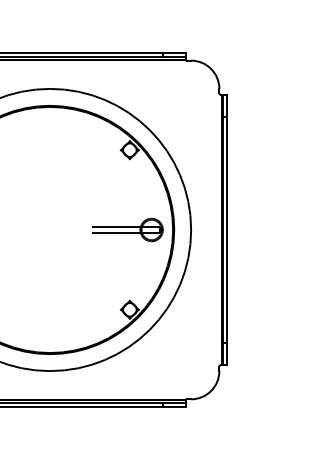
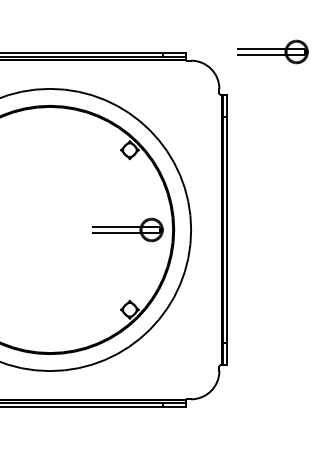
part: none -> present (272, 51)
